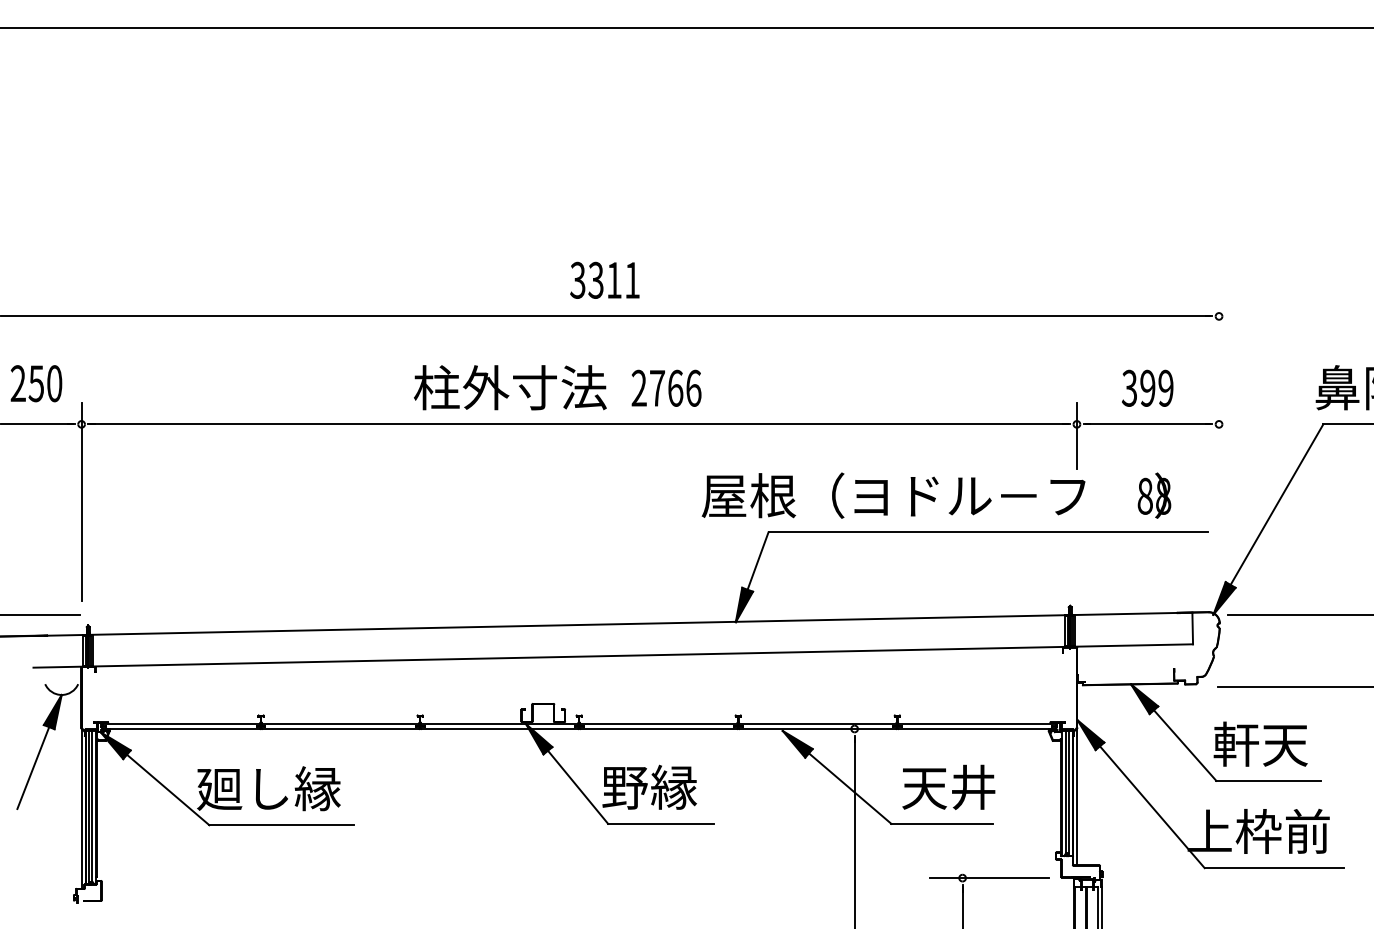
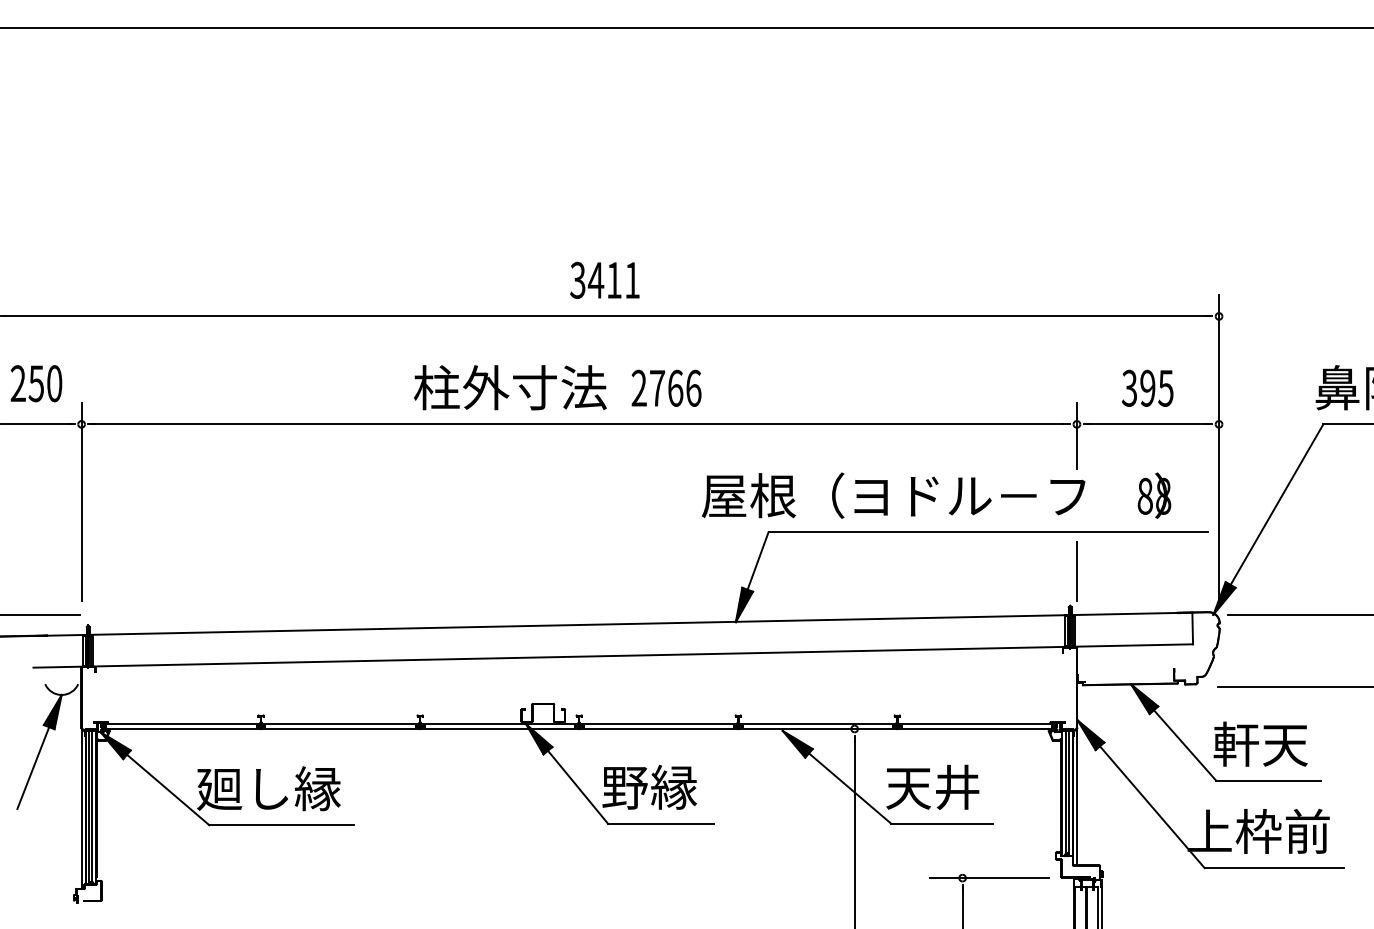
text: 3311 -> 3411 (595, 279)
text: 399 -> 395 (1165, 387)
line: none -> present (1219, 447)
line: none -> present (1076, 570)
text position: (948, 786) -> (932, 786) (932, 786)
